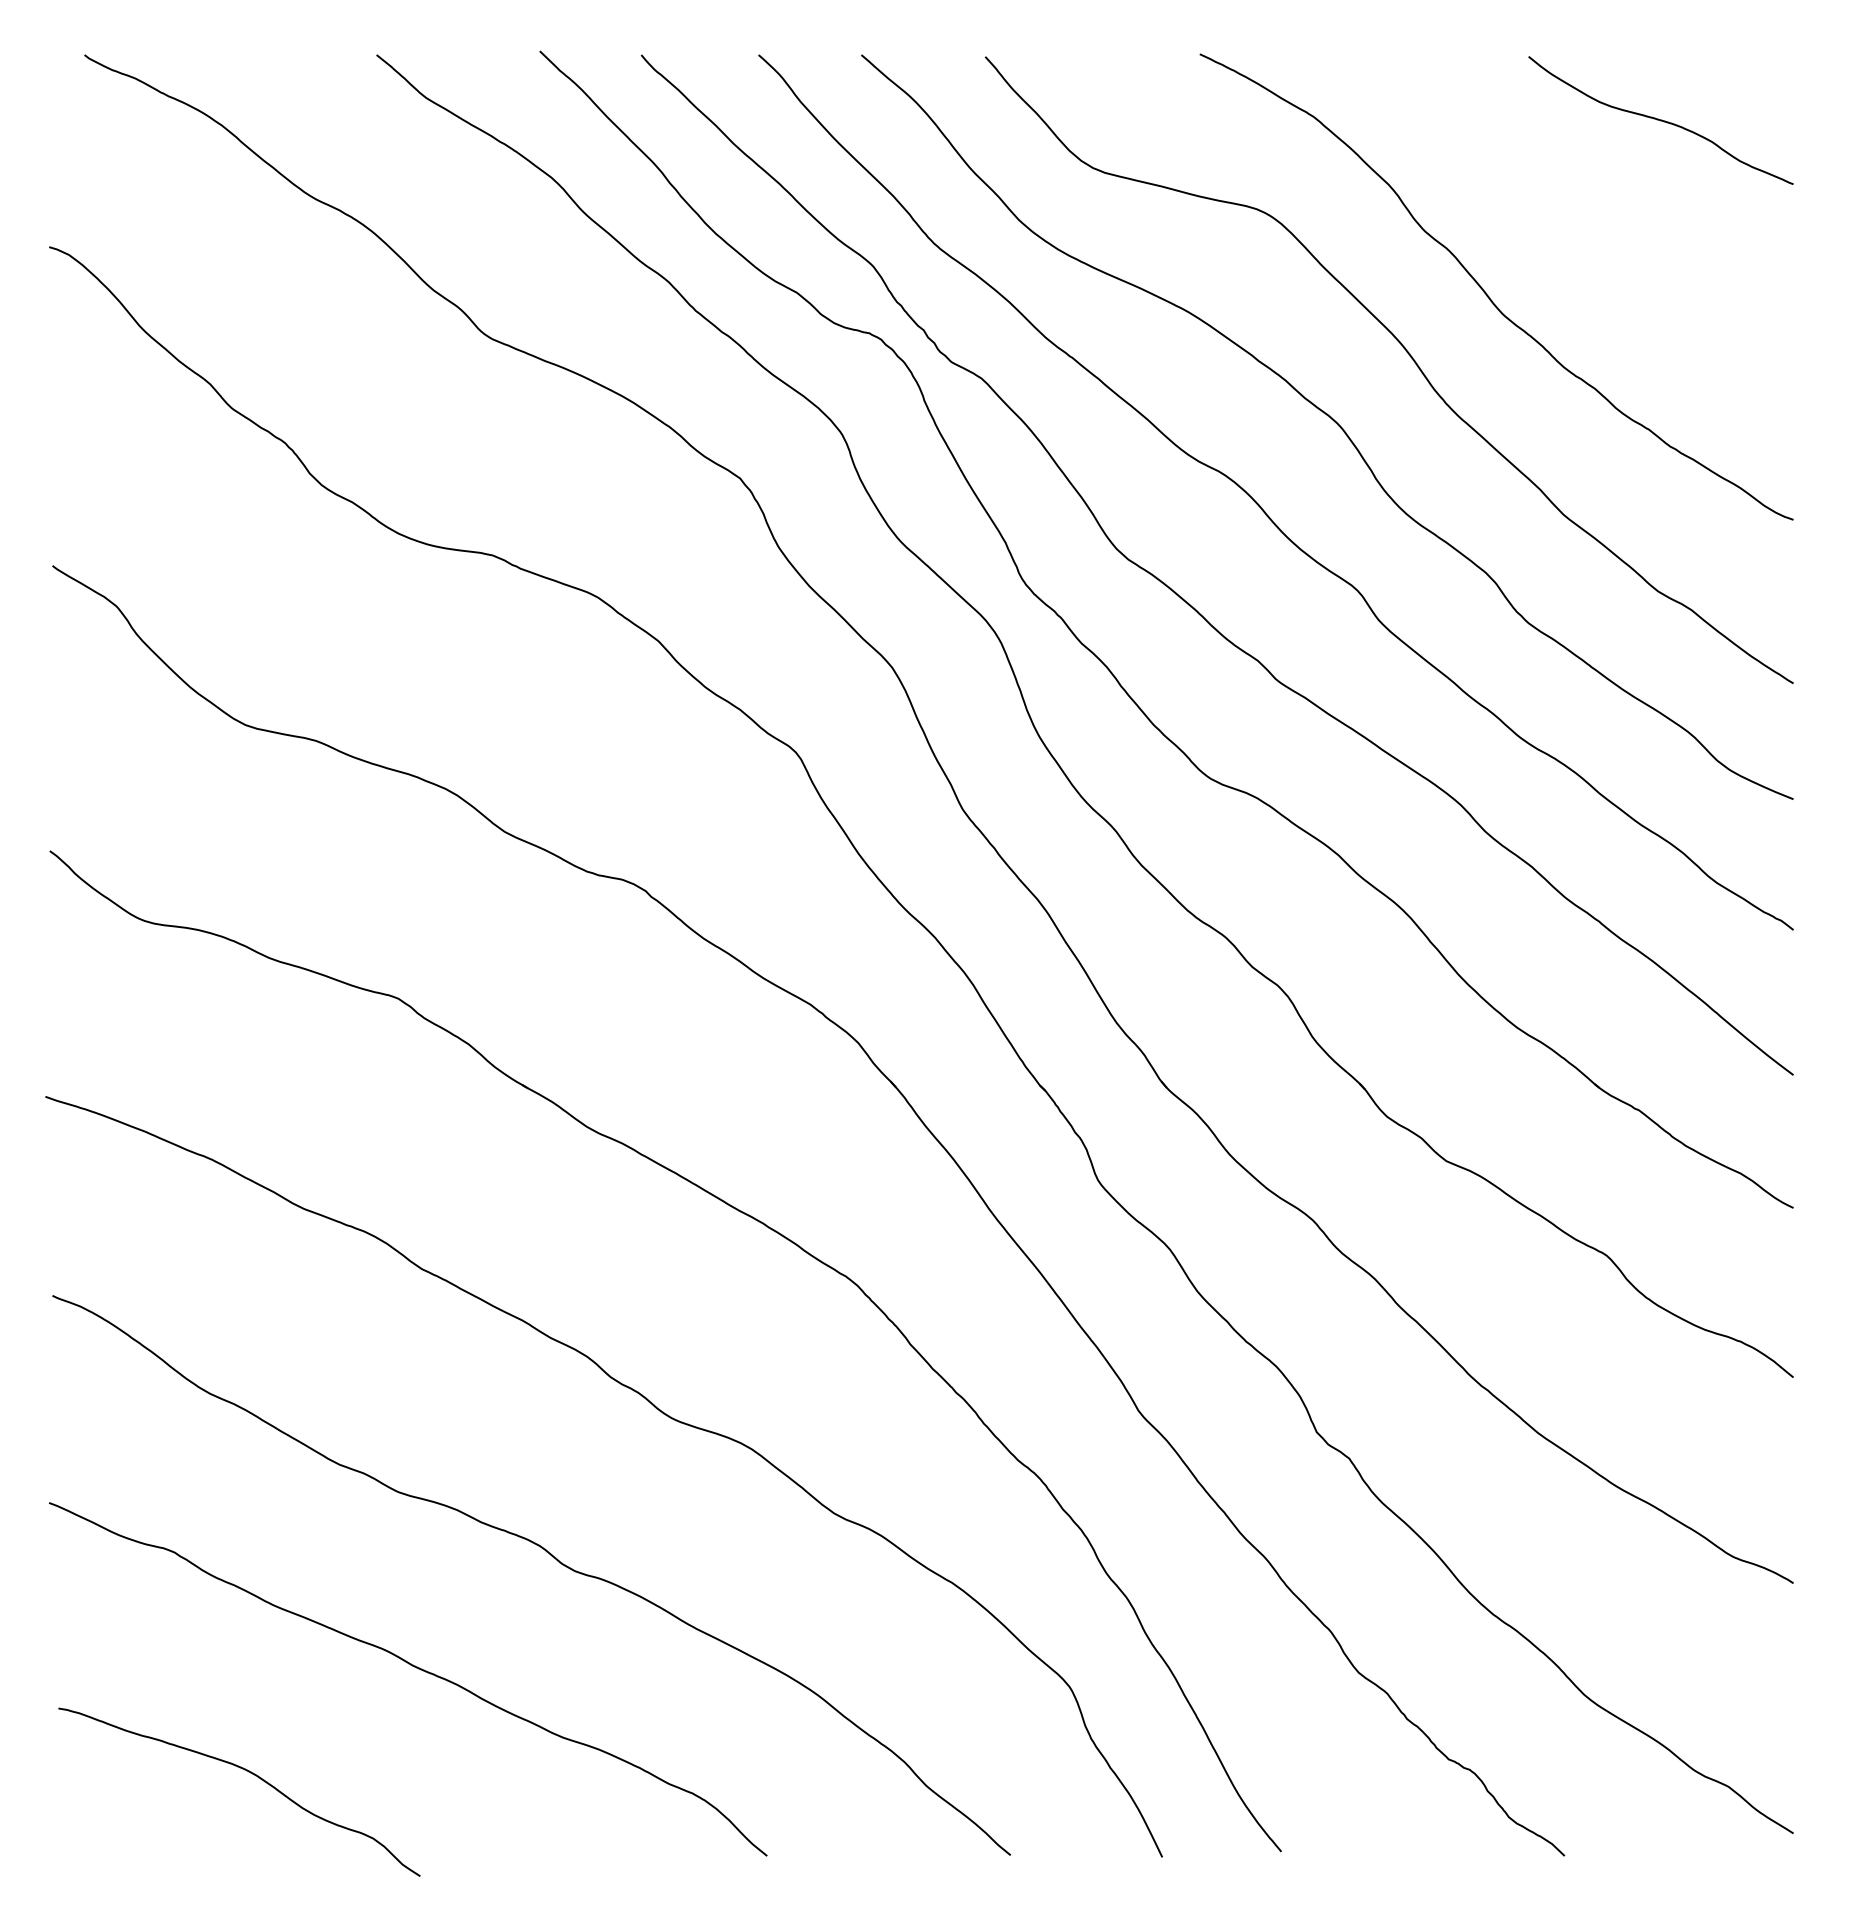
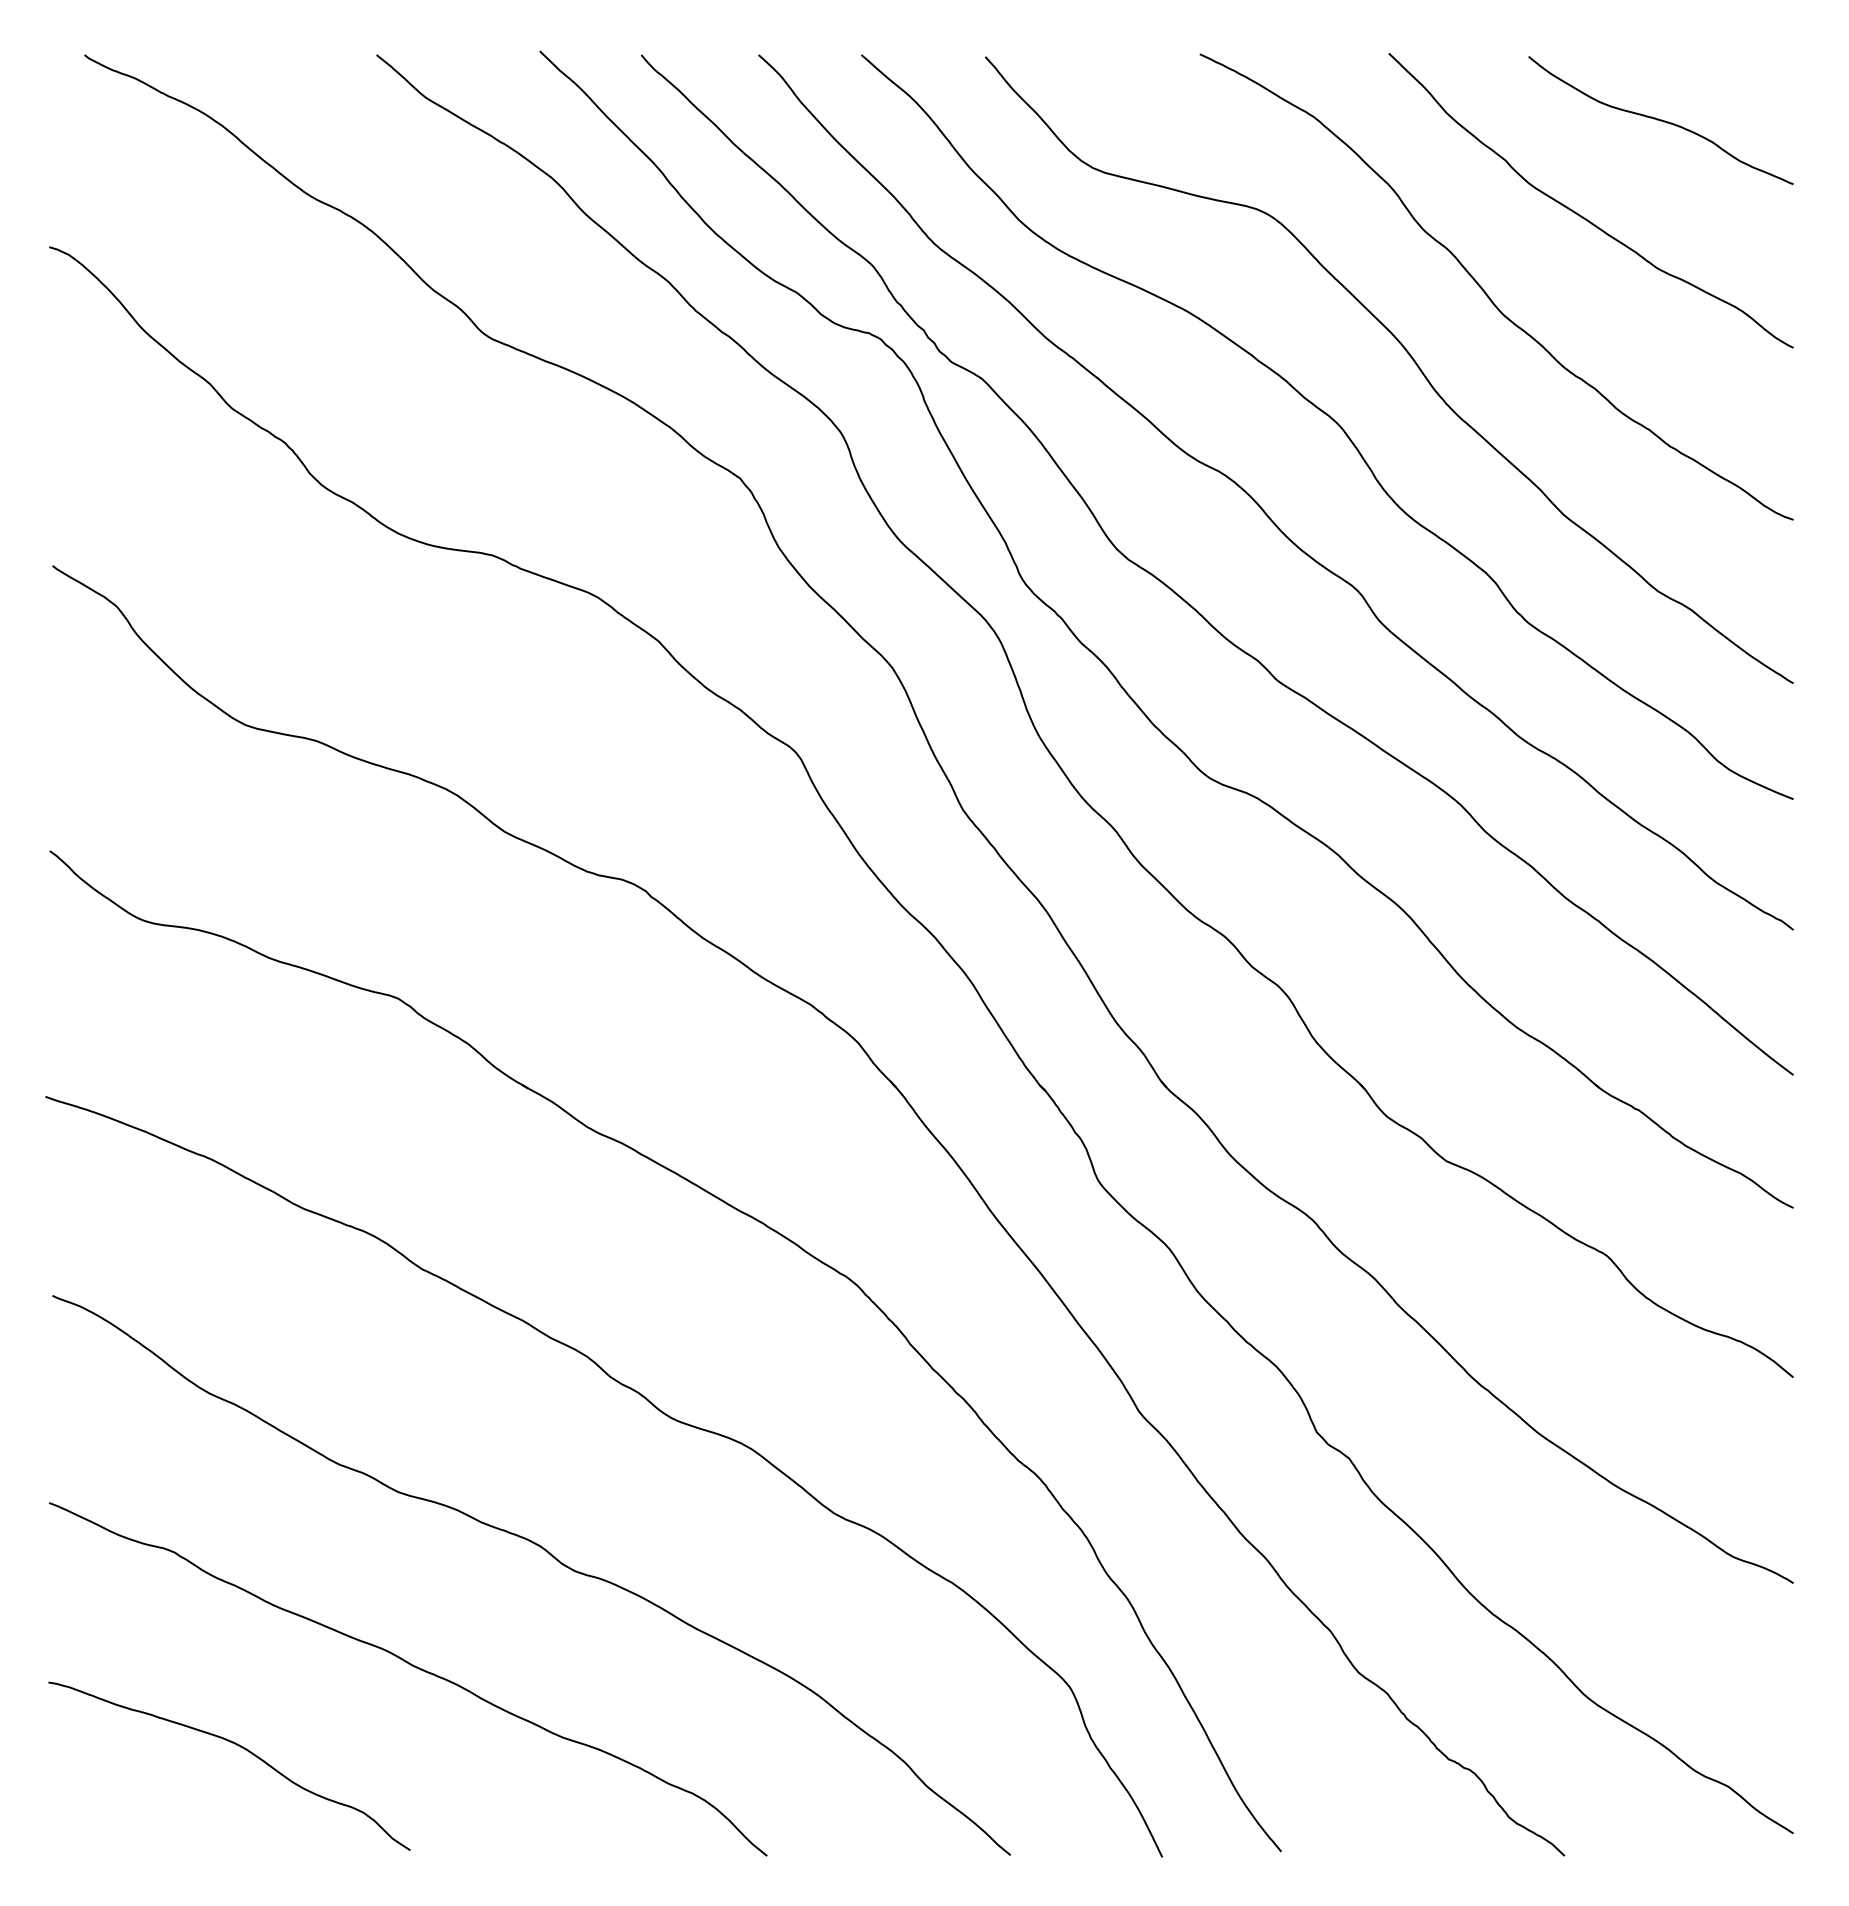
curve: none -> present (1580, 214)
curve position: (248, 1772) -> (238, 1746) (238, 1746)
